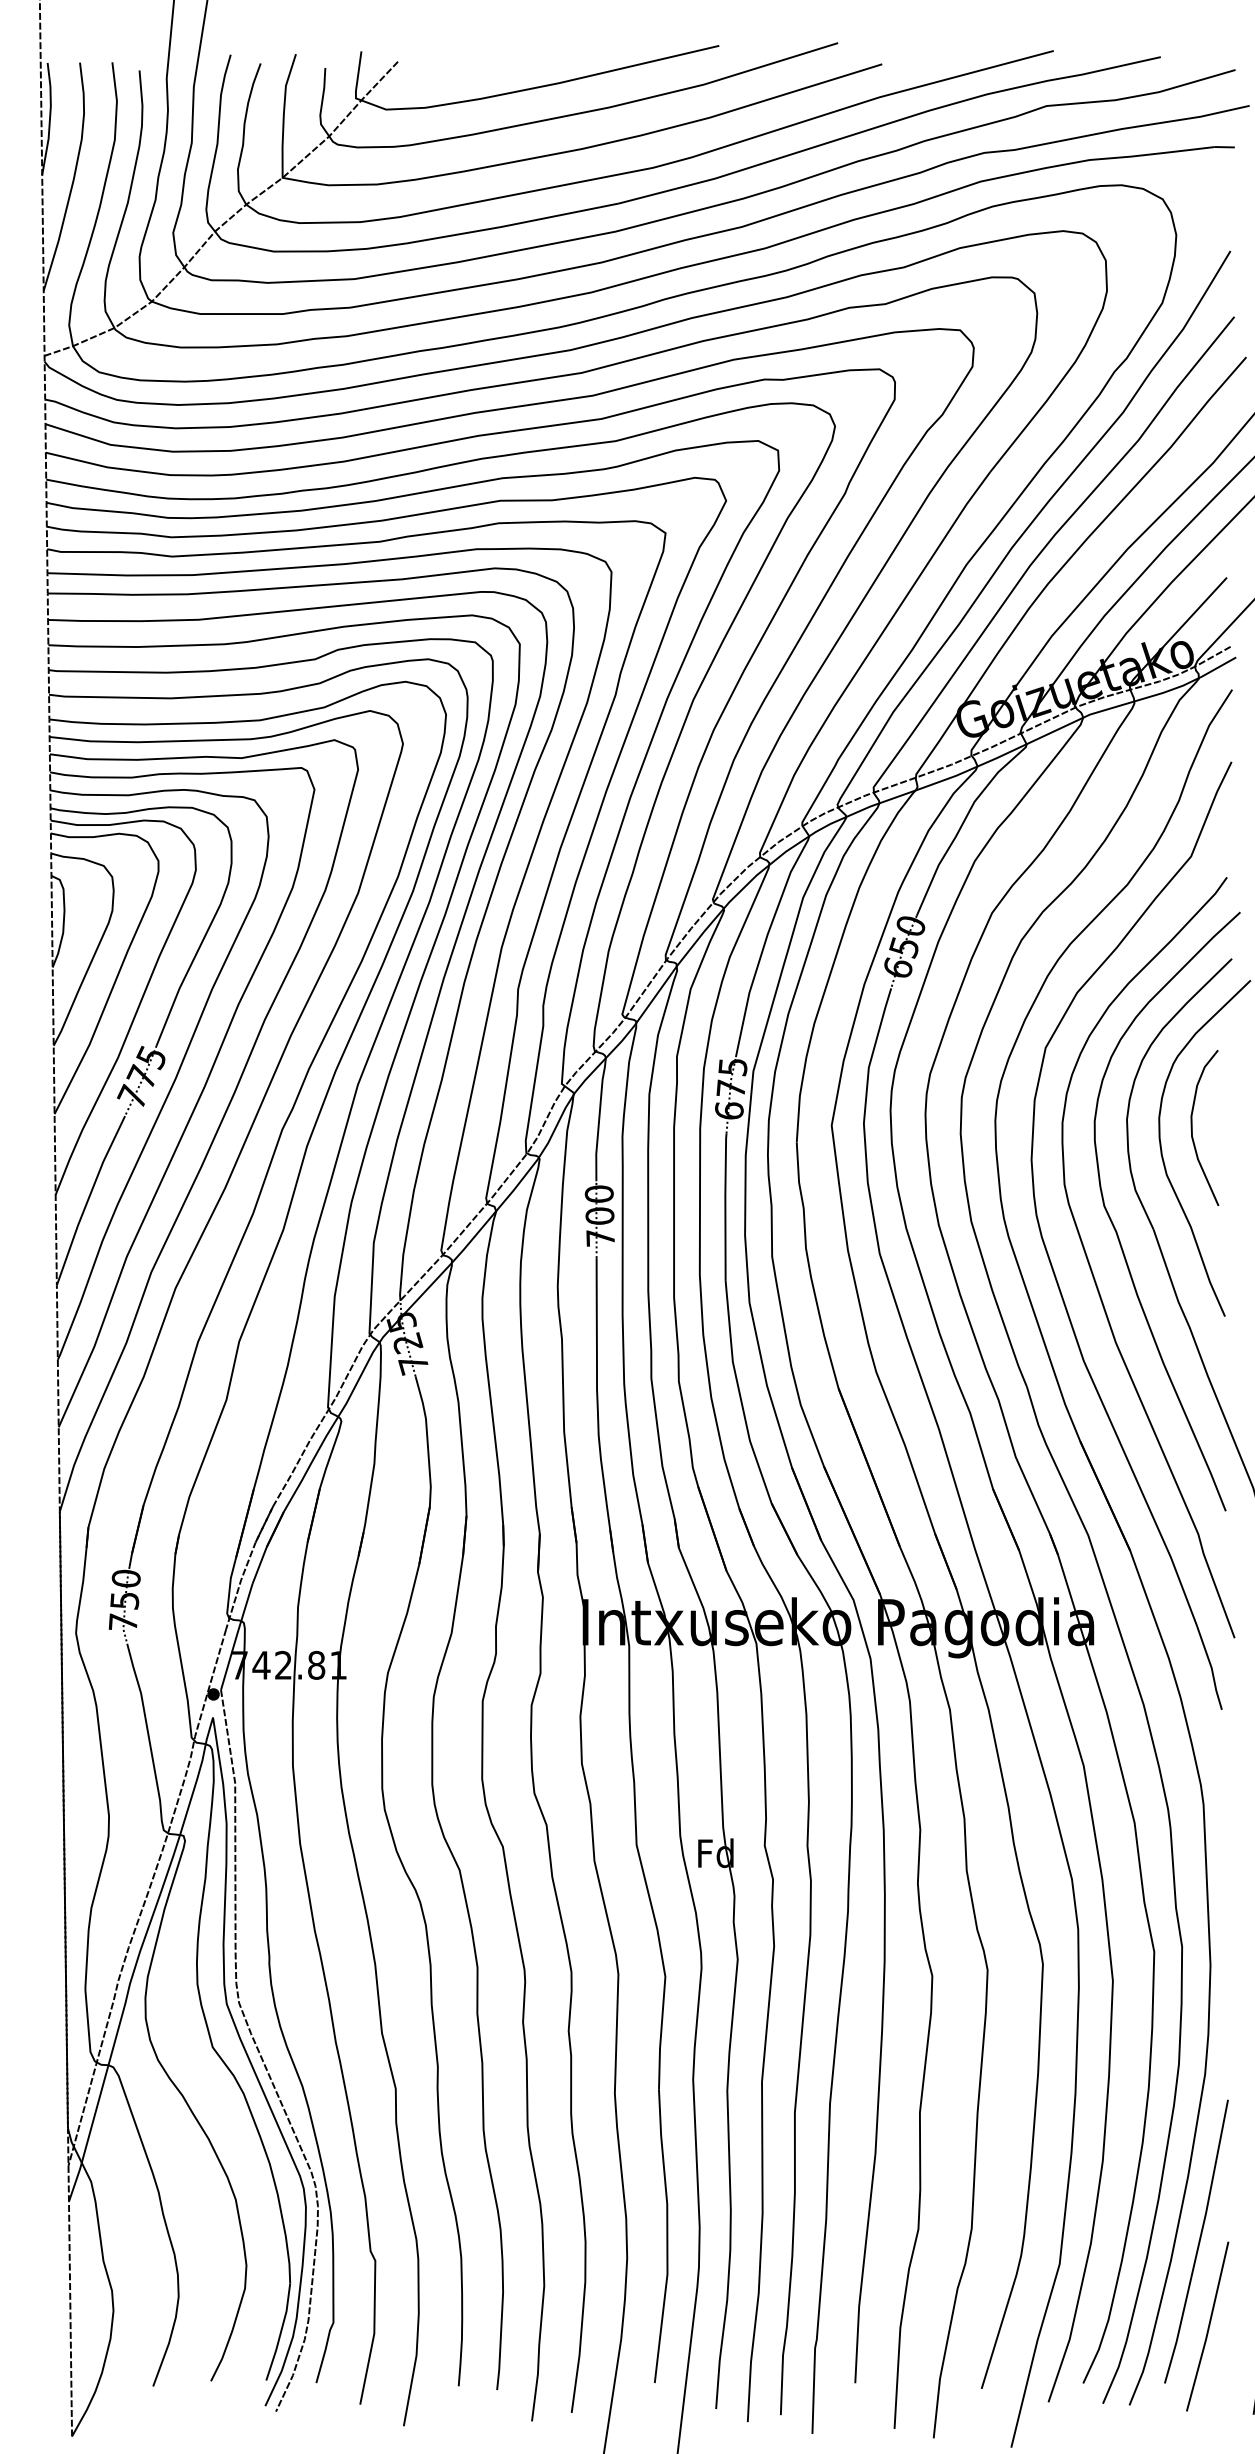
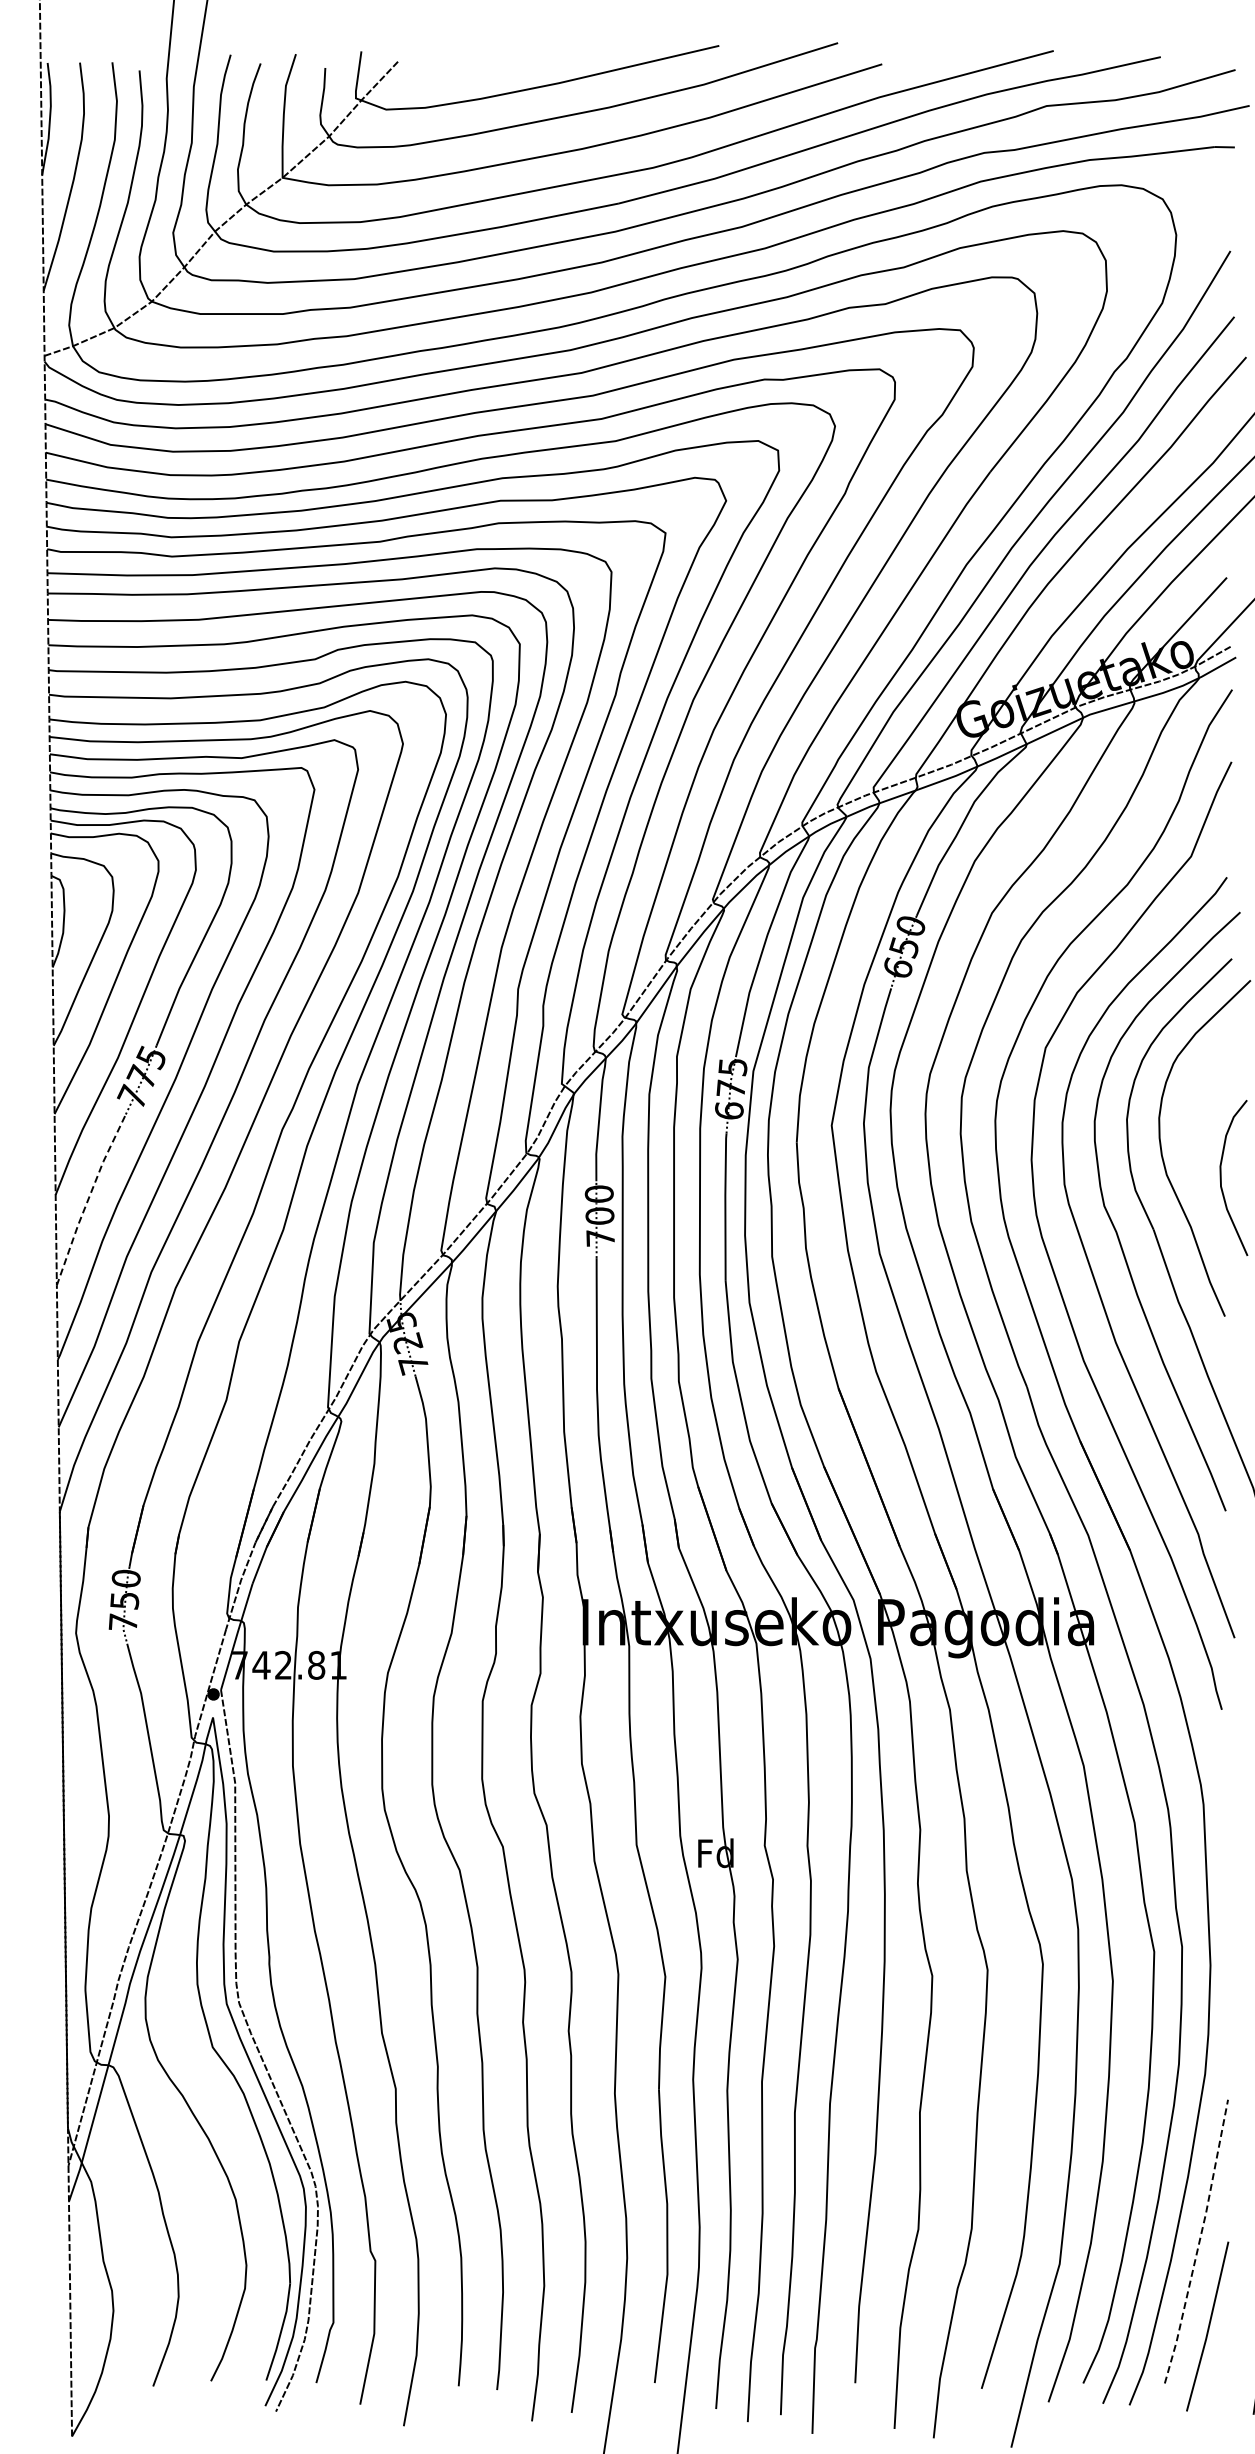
curve position: (1192, 1127) -> (1221, 1177) (1221, 1177)
line: solid -> dashed (88, 1199)
line: solid -> dashed (1199, 2242)
